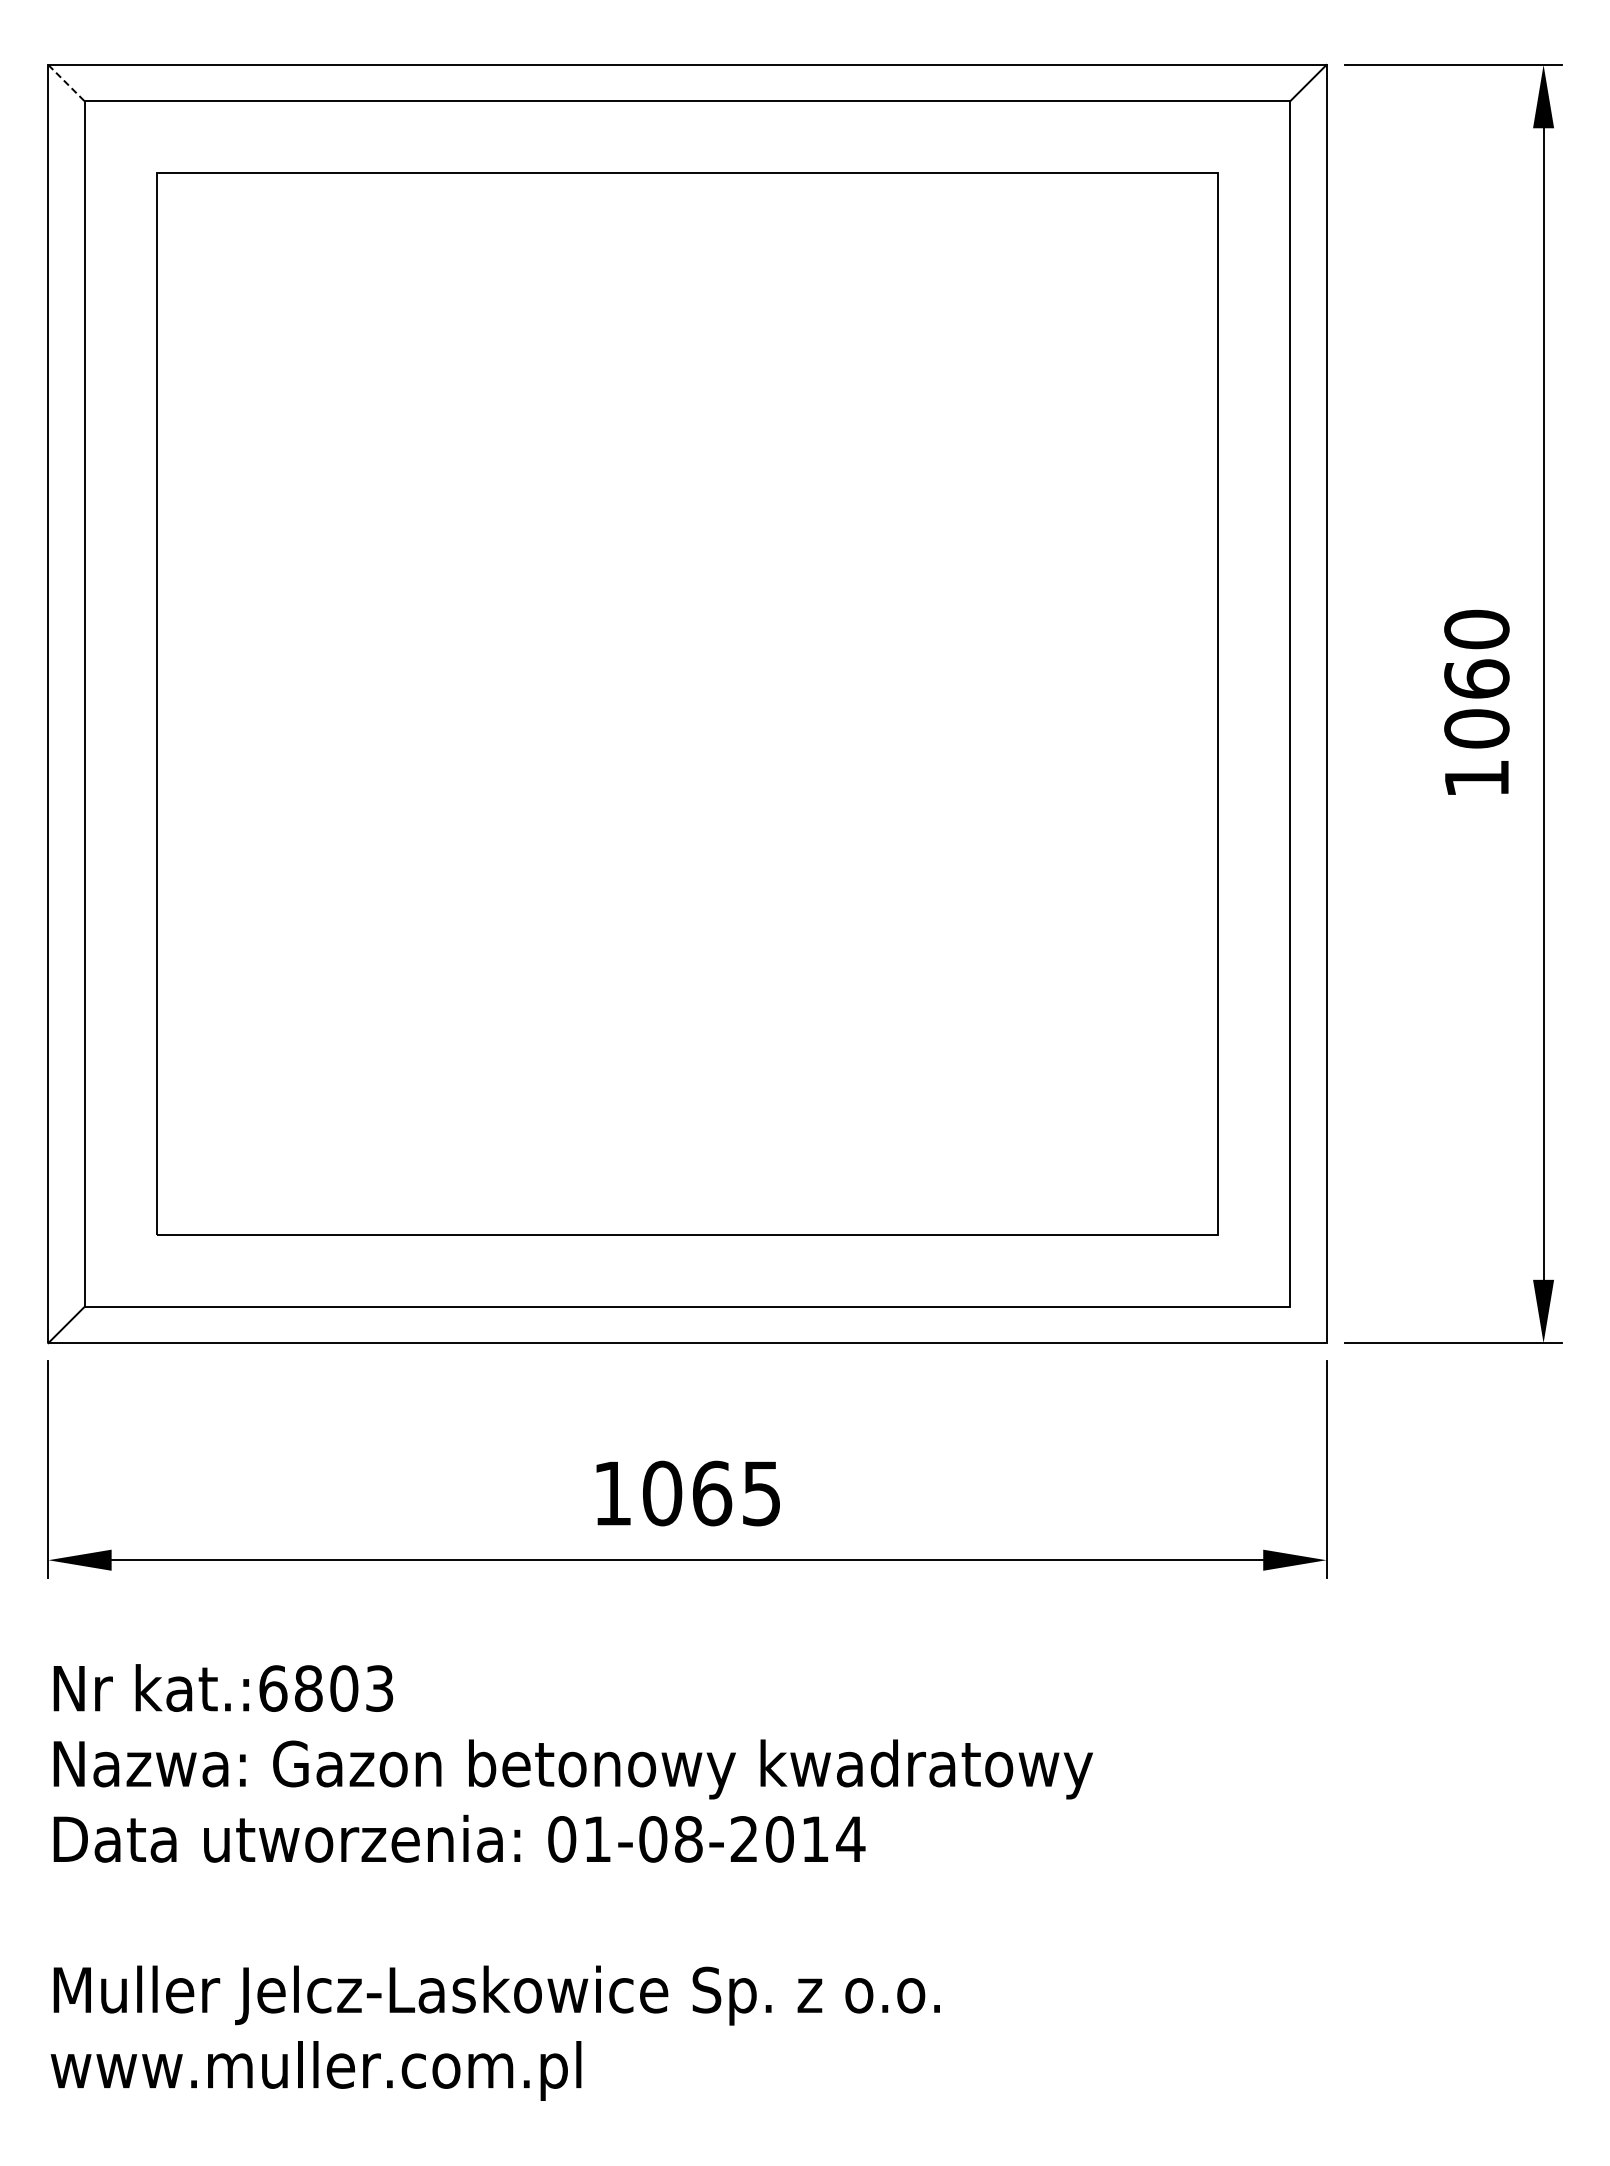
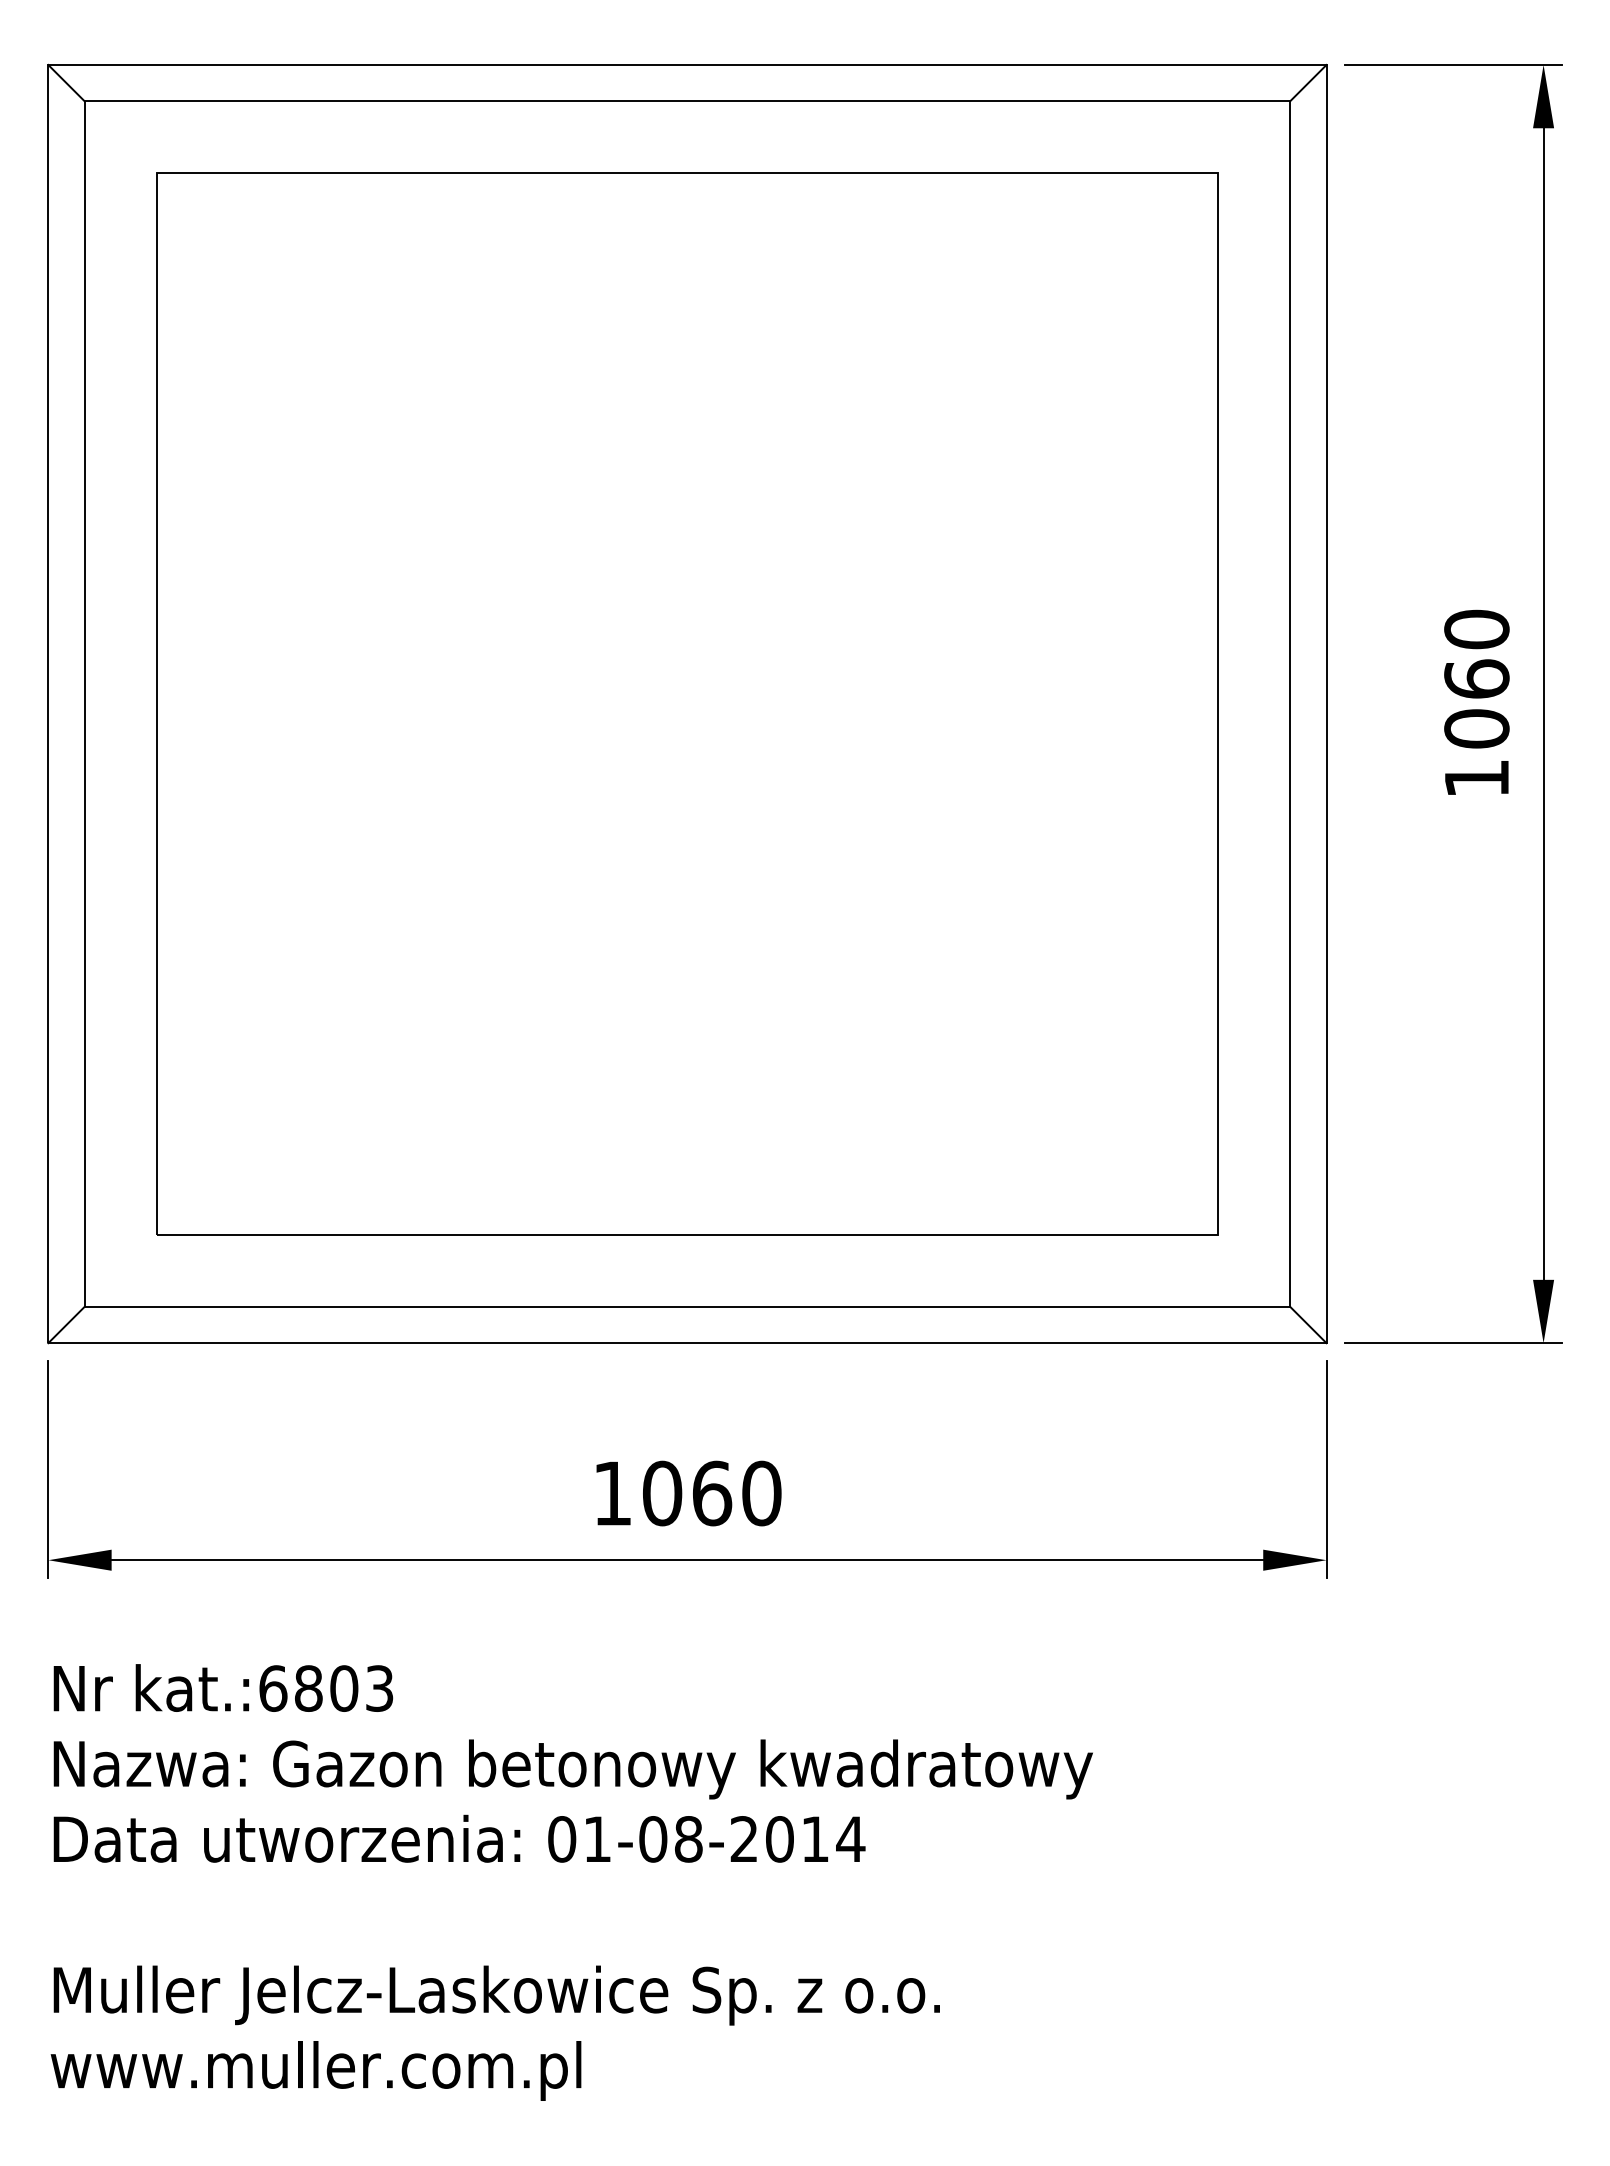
line: dashed -> solid (66, 83)
line: none -> present (1308, 1325)
text: 1065 -> 1060 (761, 1493)
